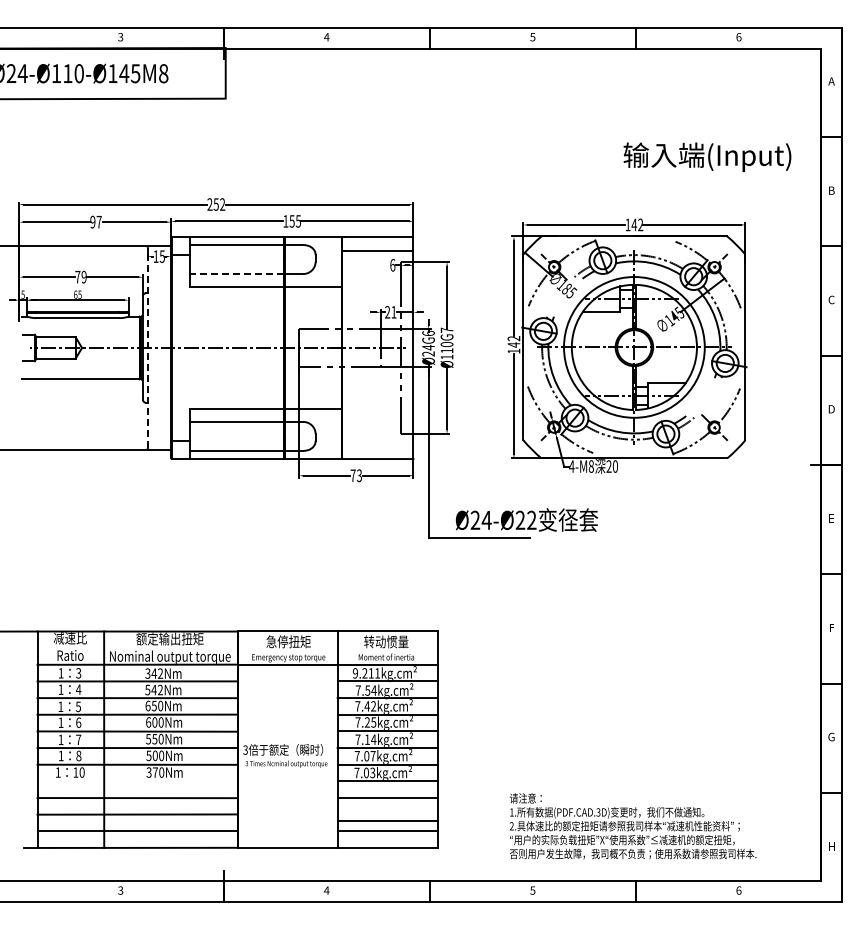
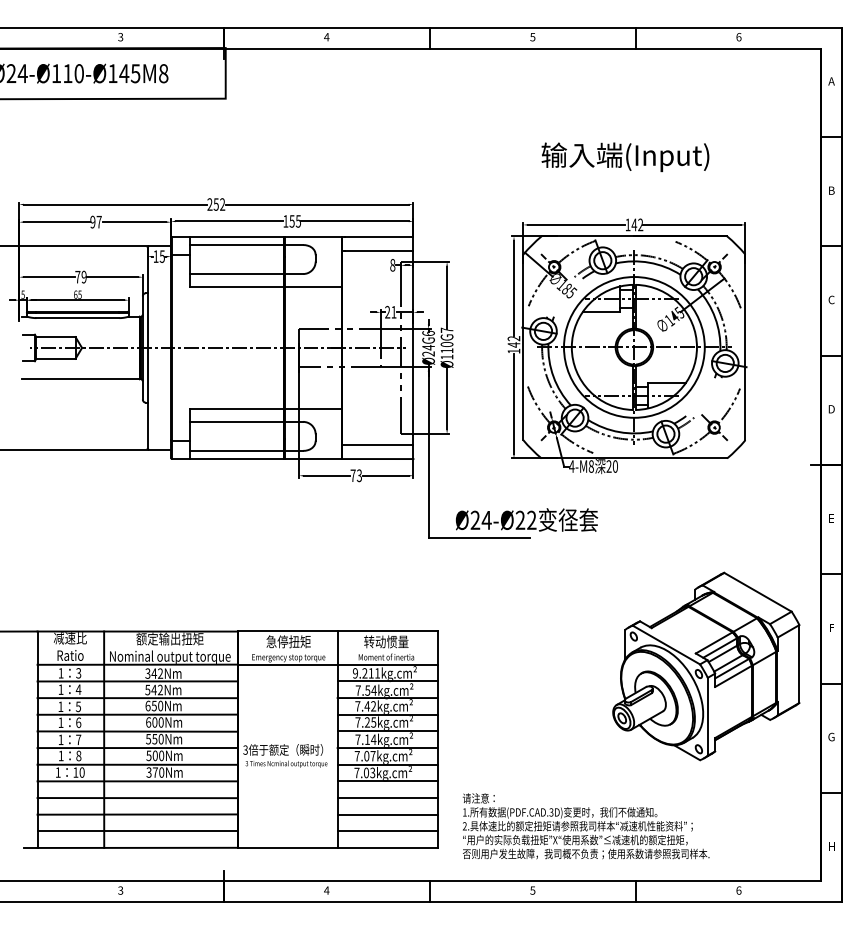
text position: (707, 157) -> (625, 157) (625, 157)
text: 6 -> 8 (392, 265)
line: dashed -> solid (236, 274)
line: dashed -> solid (147, 347)
line: none -> present (377, 444)
part: none -> present (706, 666)
line: none -> present (137, 781)
line position: (387, 820) -> (387, 814) (387, 814)
text position: (632, 826) -> (585, 826) (585, 826)
